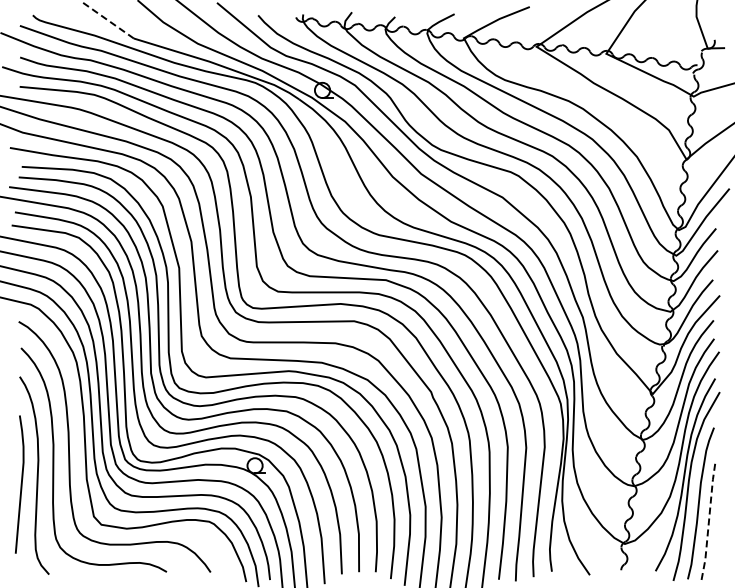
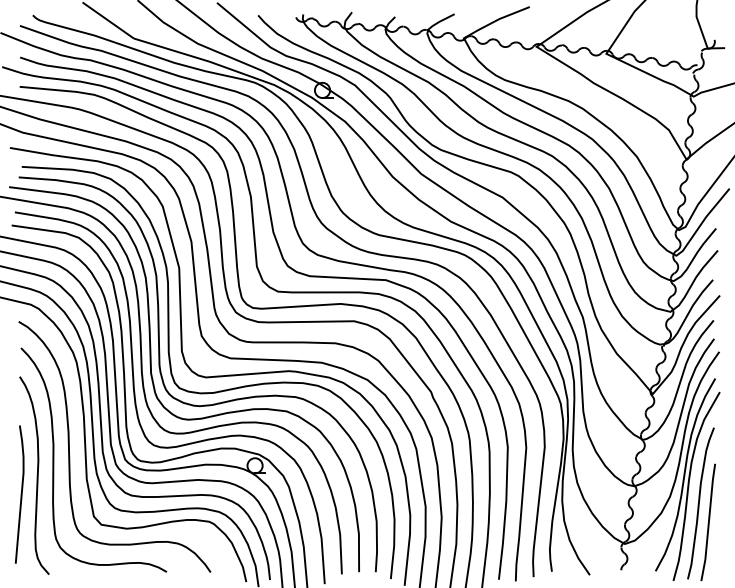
line: dashed -> solid (107, 20)
line position: (20, 484) -> (20, 494) (20, 494)
line: dashed -> solid (708, 522)
